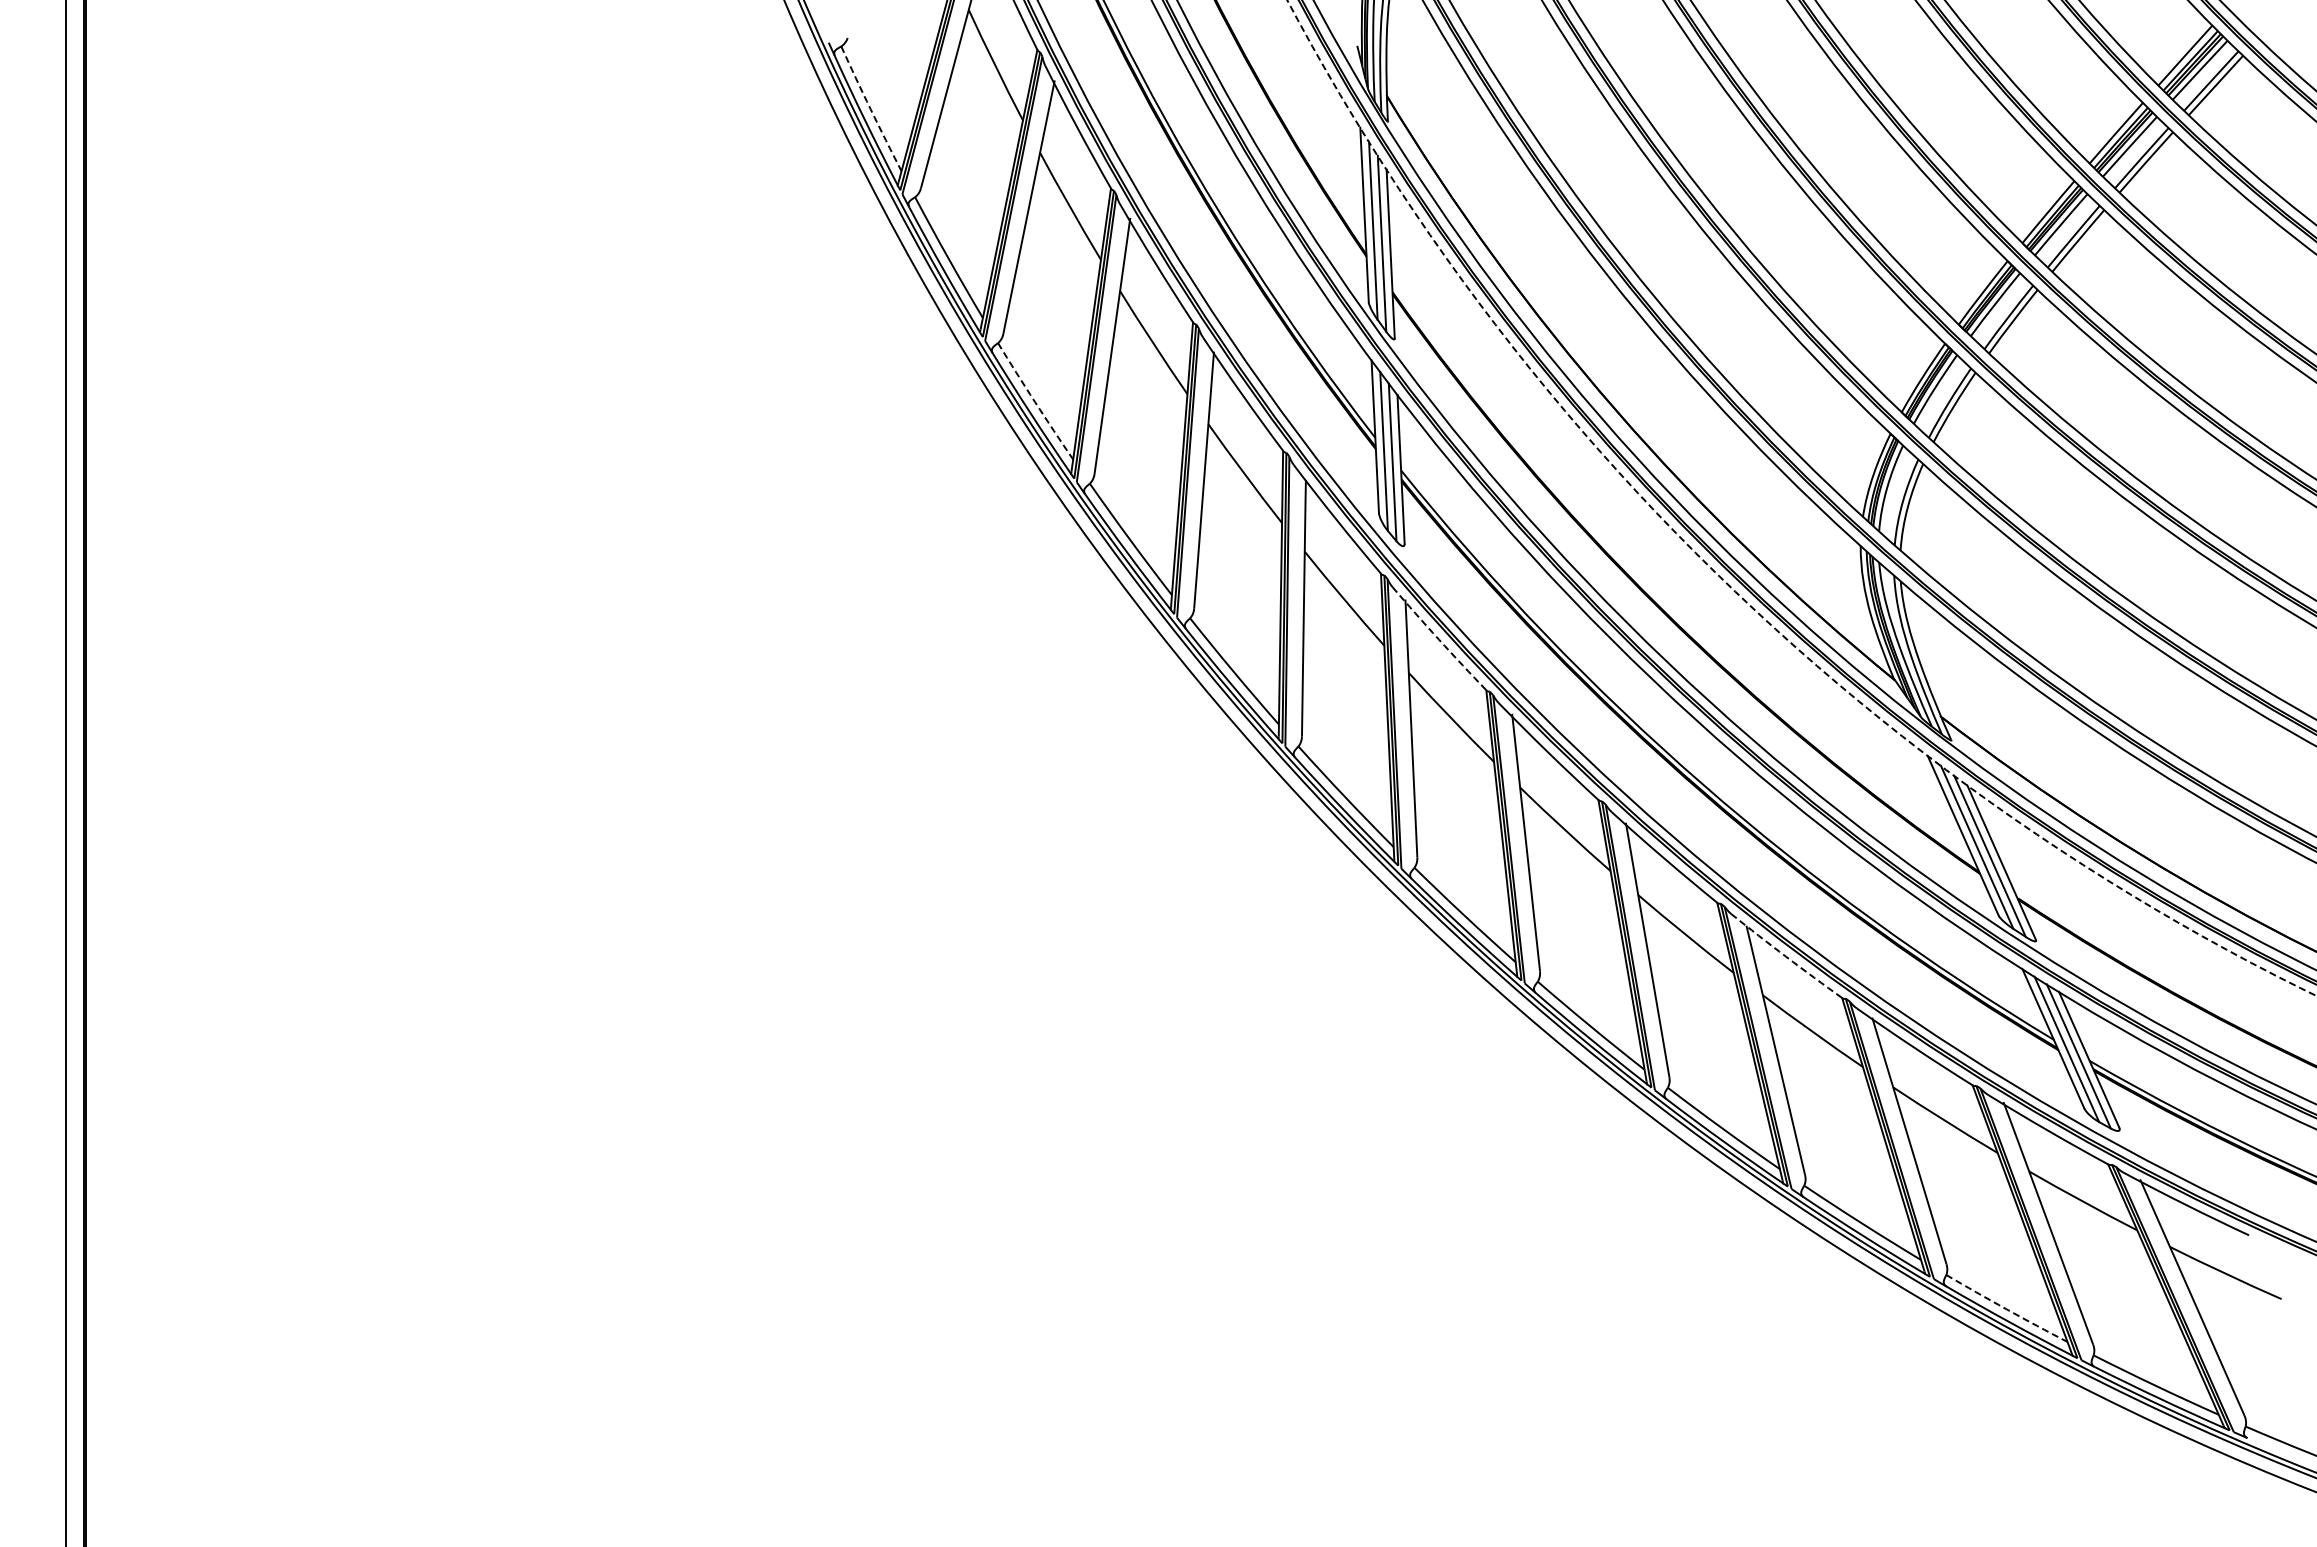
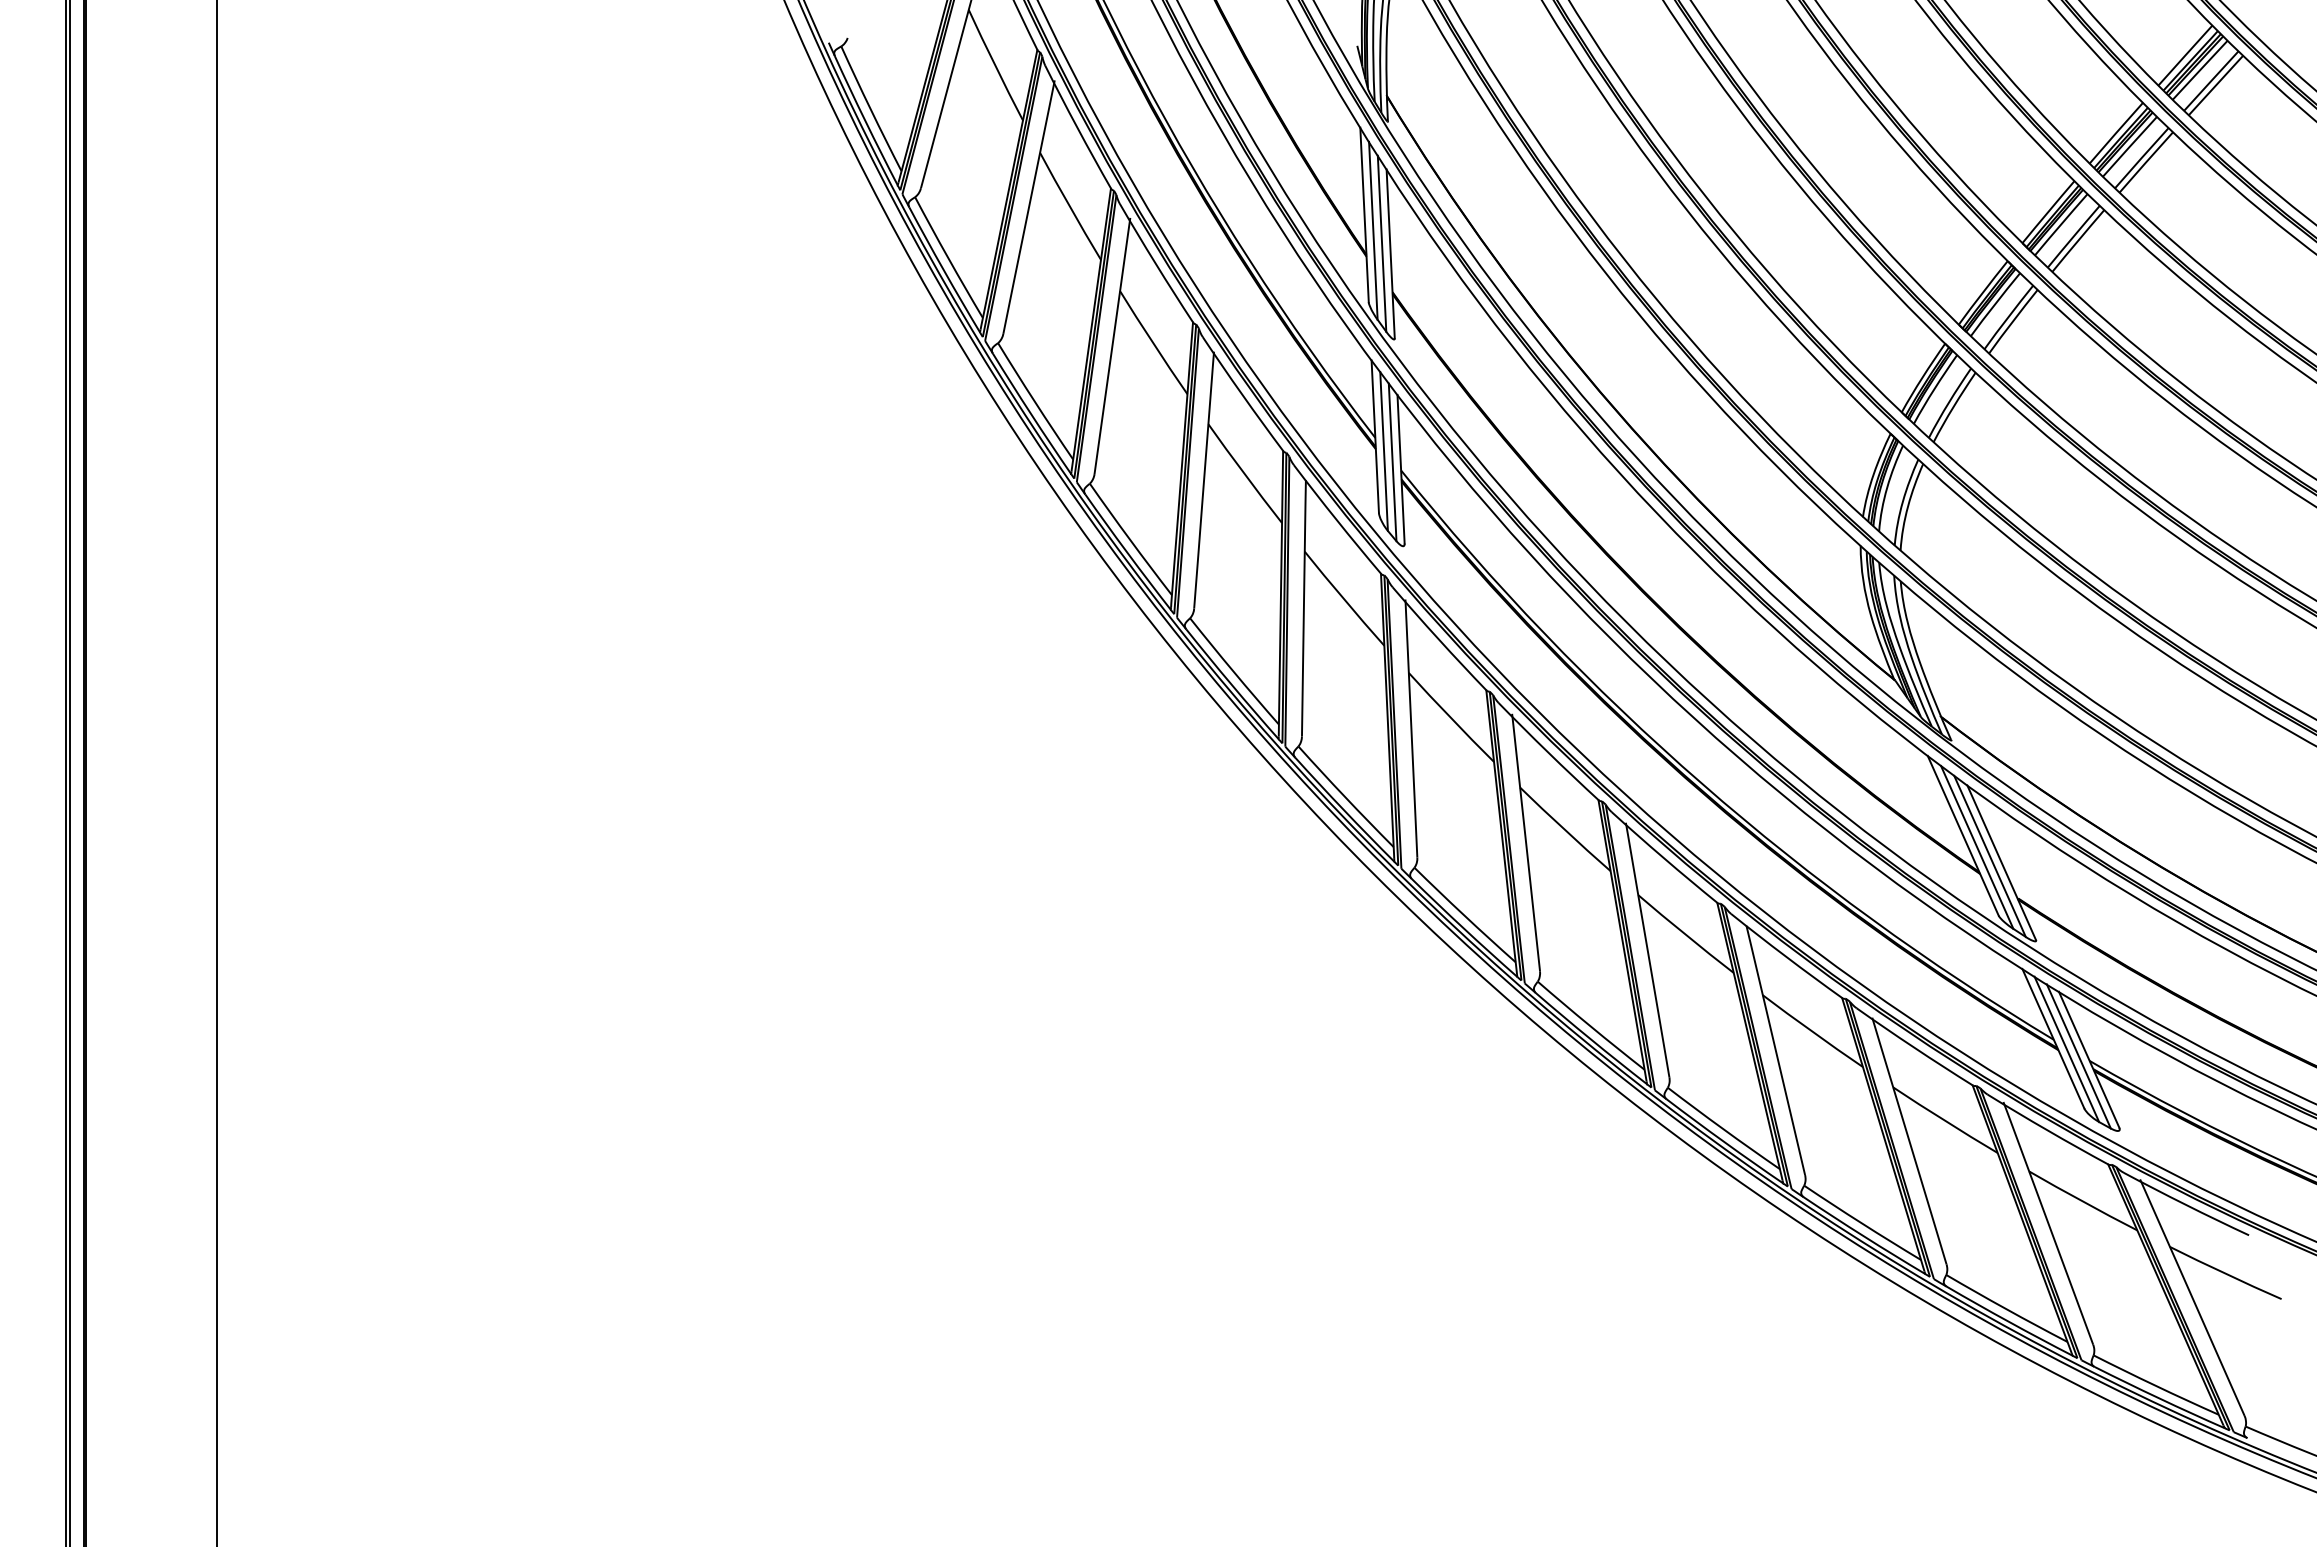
arc: dashed -> solid (870, 109)
arc: dashed -> solid (1034, 401)
circle: dashed -> solid (1801, 498)
arc: dashed -> solid (1438, 639)
line: none -> present (69, 772)
line: none -> present (216, 772)
arc: dashed -> solid (1786, 956)
arc: dashed -> solid (2006, 1309)
